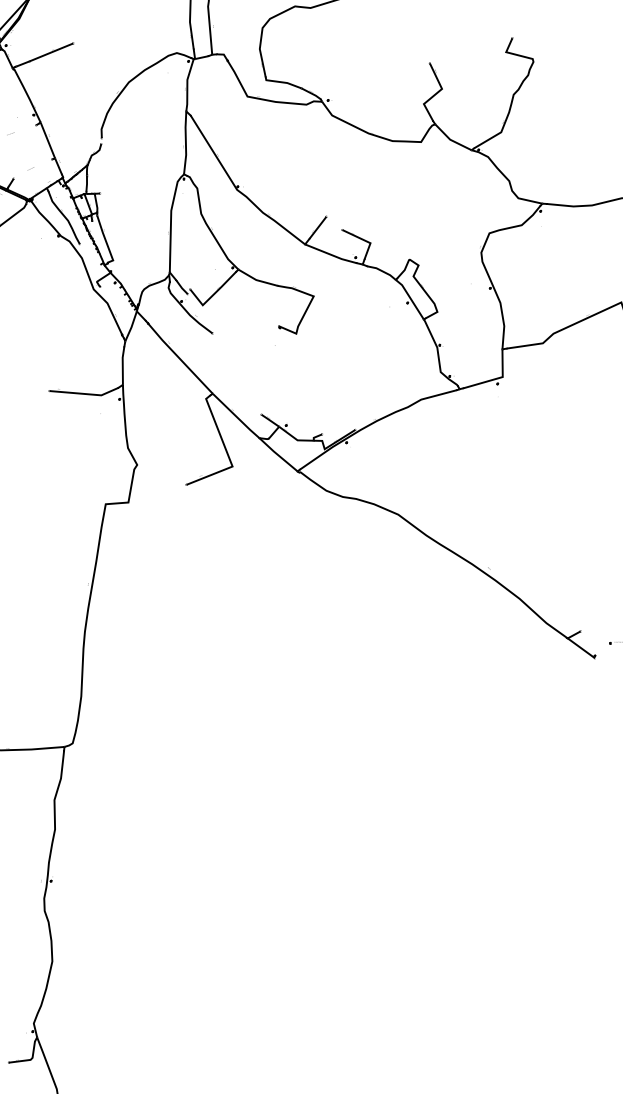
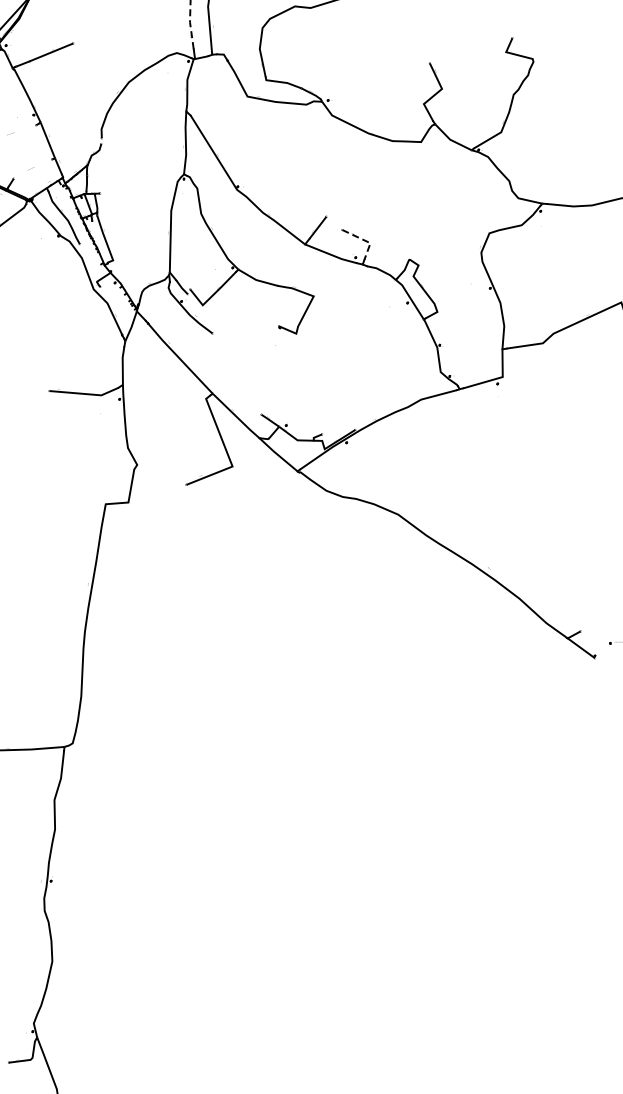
line: solid -> dashed (190, 24)
line: solid -> dashed (365, 240)
